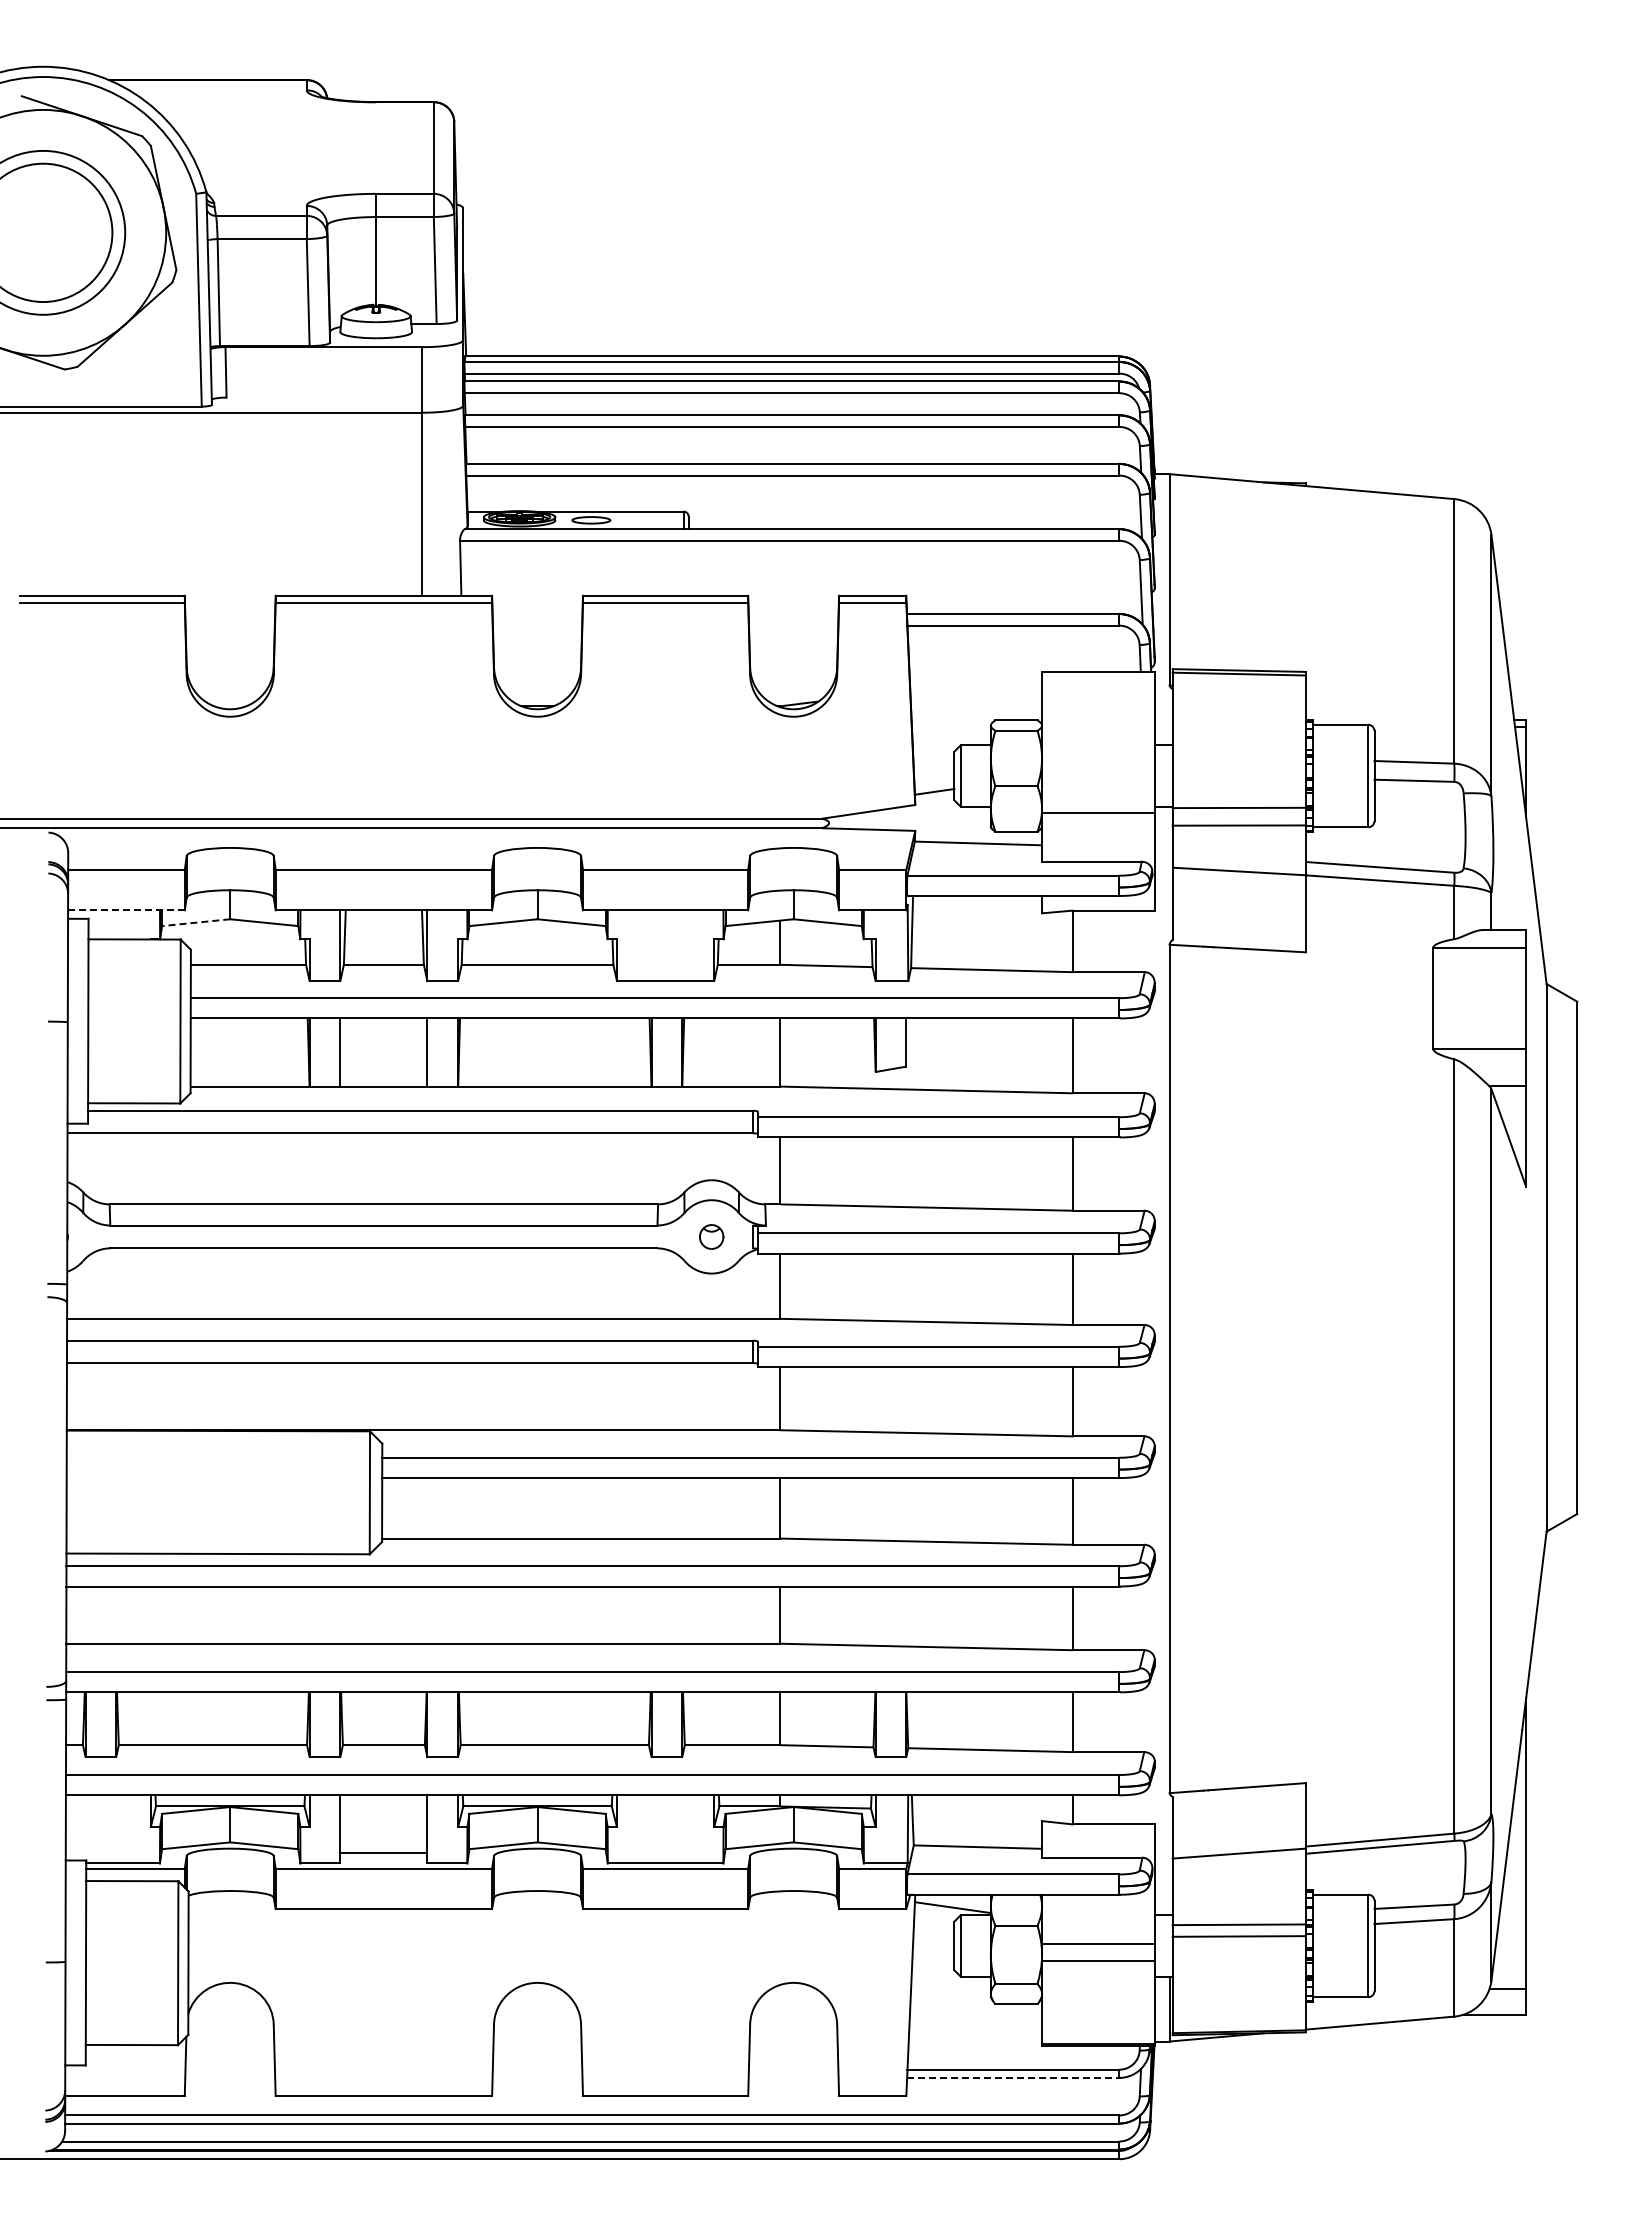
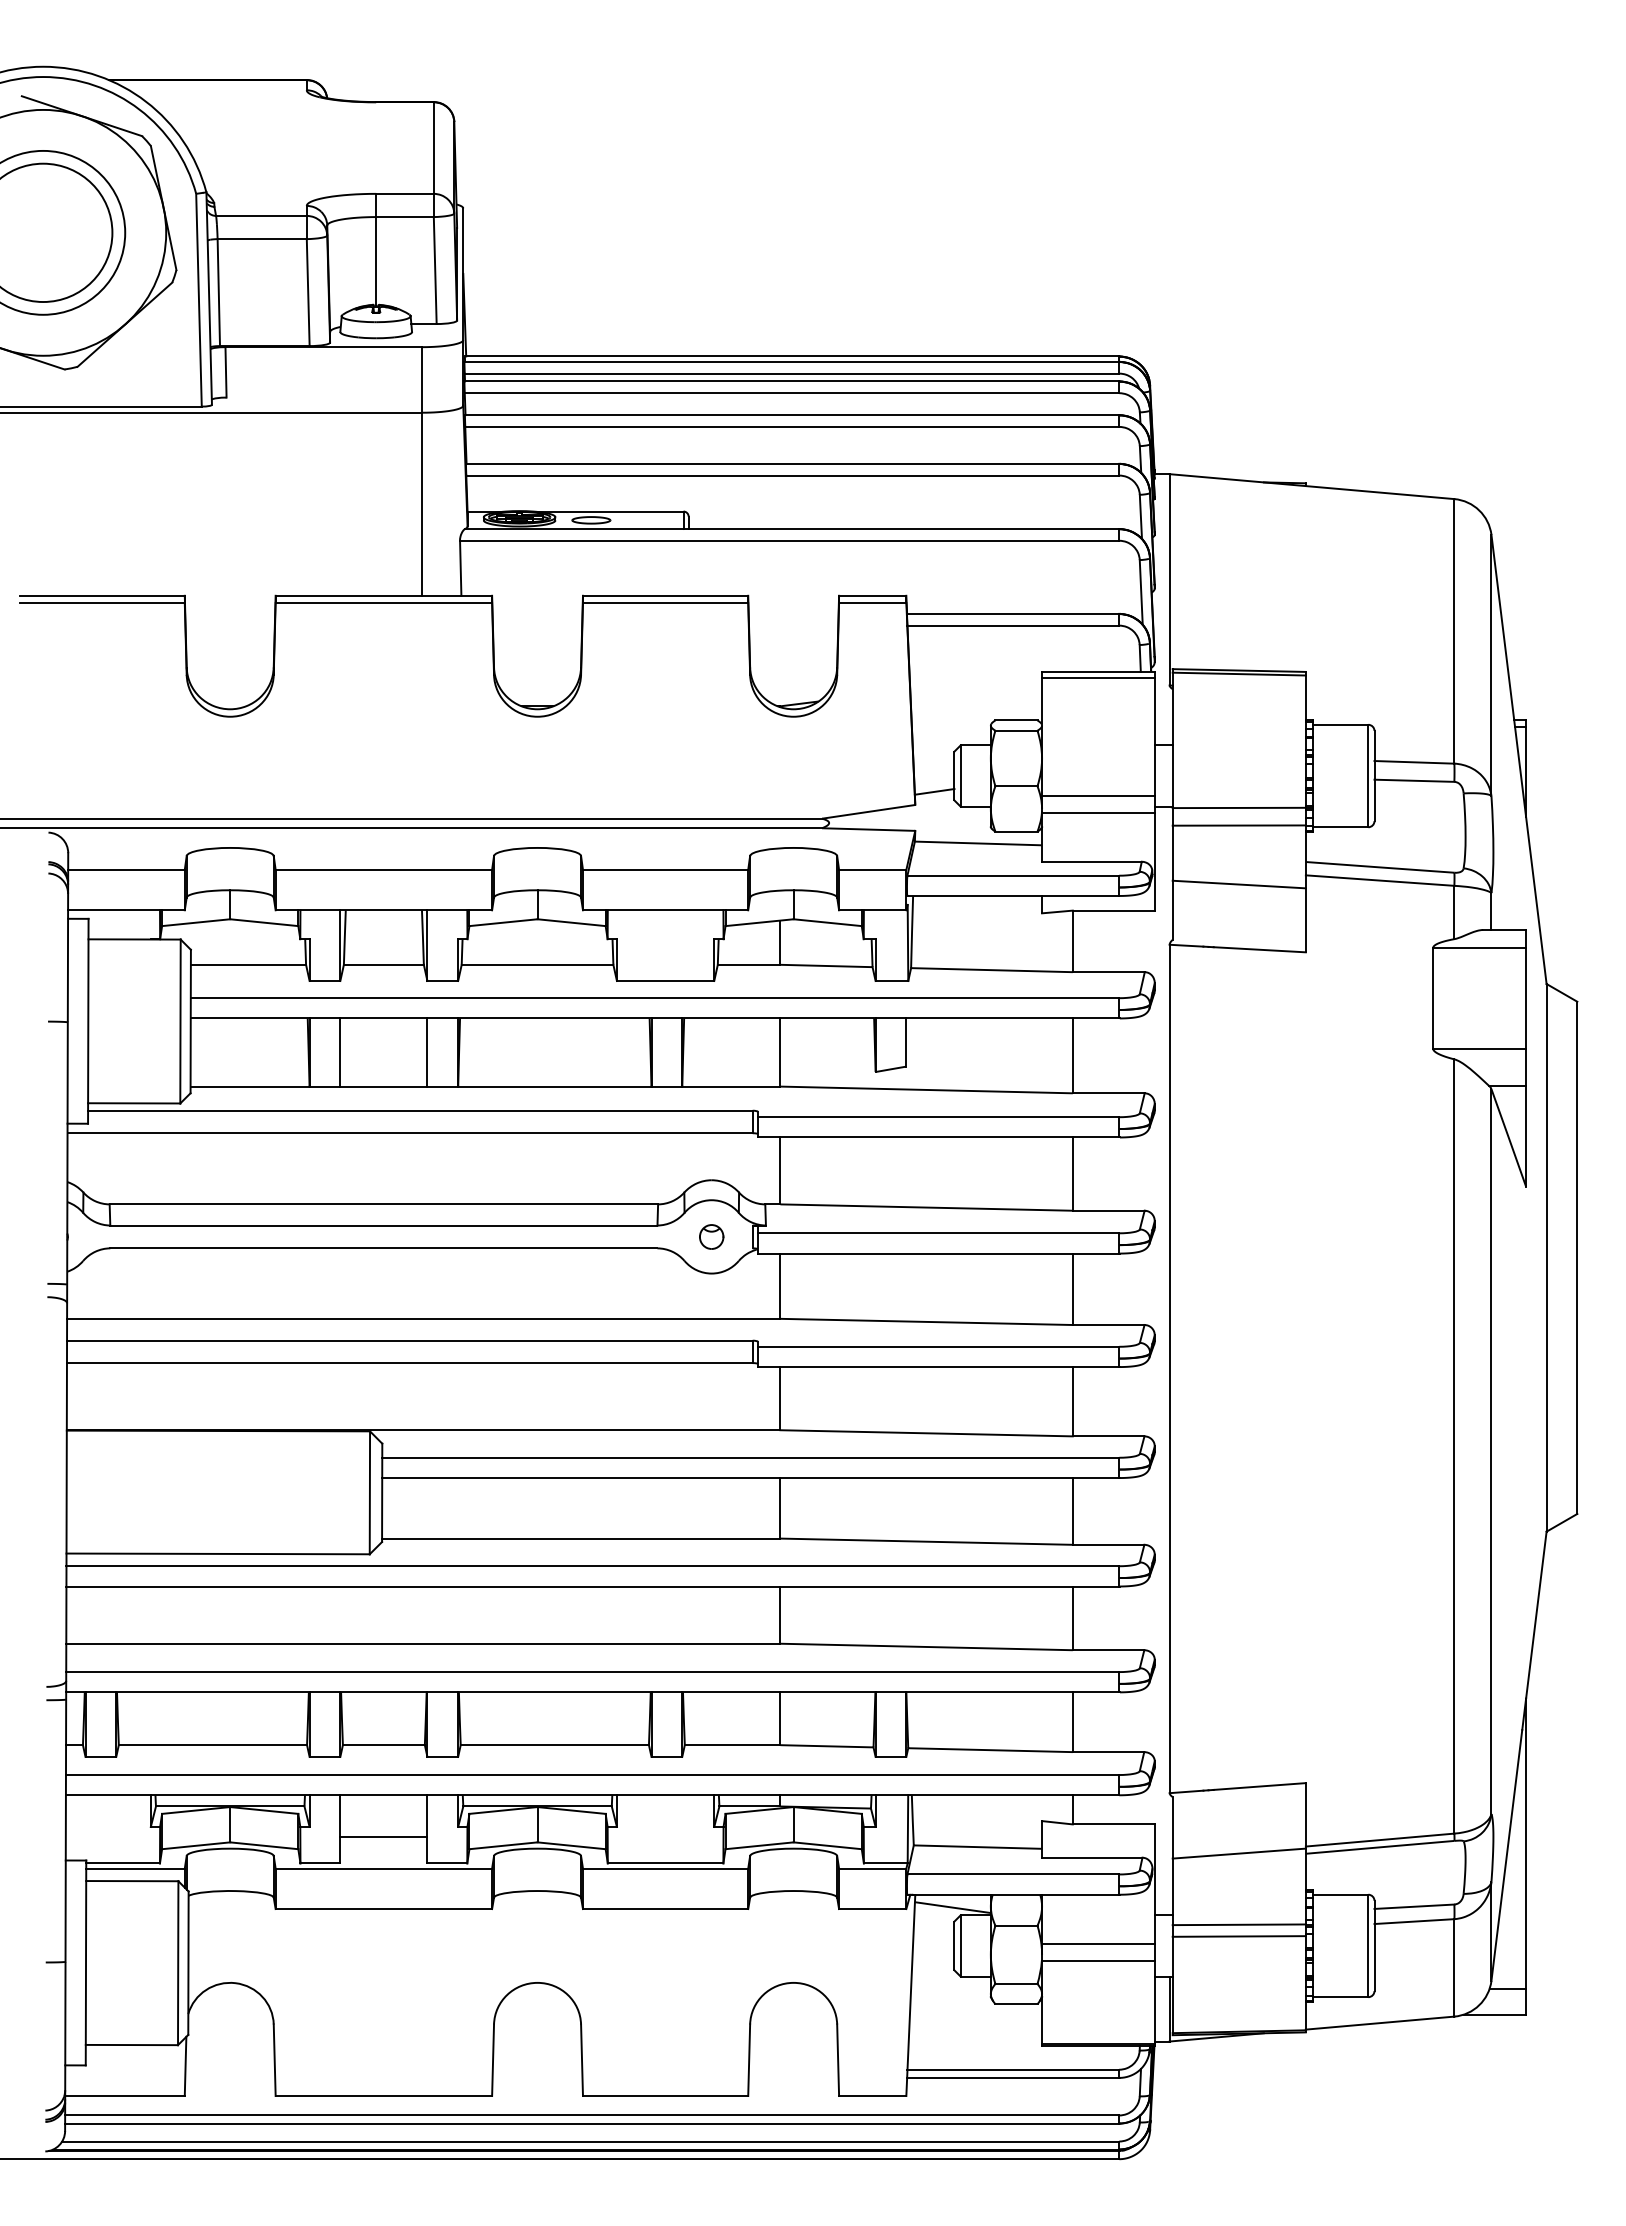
line: none -> present (1098, 677)
line: none -> present (1098, 795)
line position: (1239, 871) -> (1238, 884) (1238, 884)
line: dashed -> solid (126, 910)
line: dashed -> solid (195, 922)
line position: (383, 1852) -> (383, 1836) (383, 1836)
line: dashed -> solid (1013, 2077)
